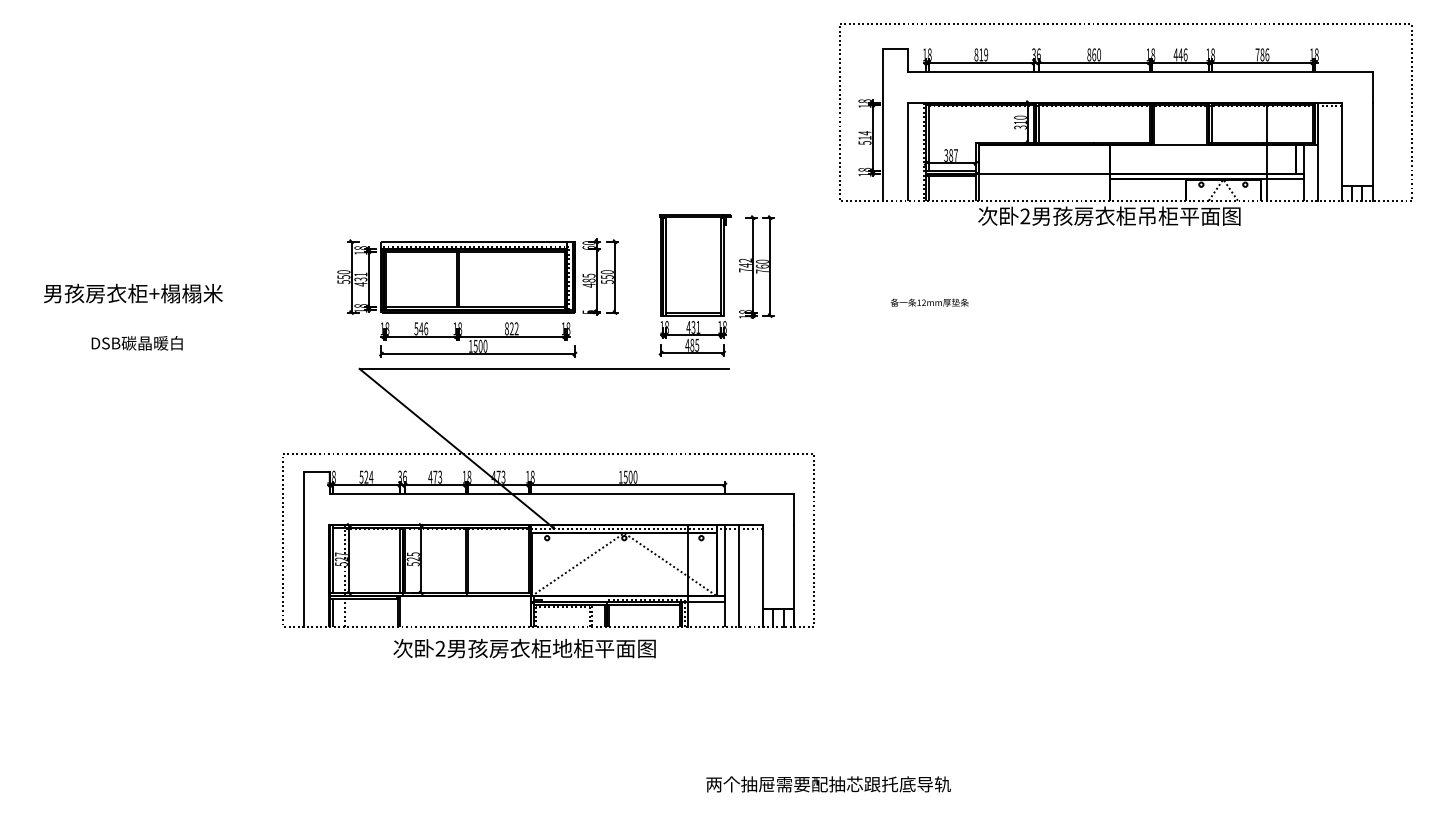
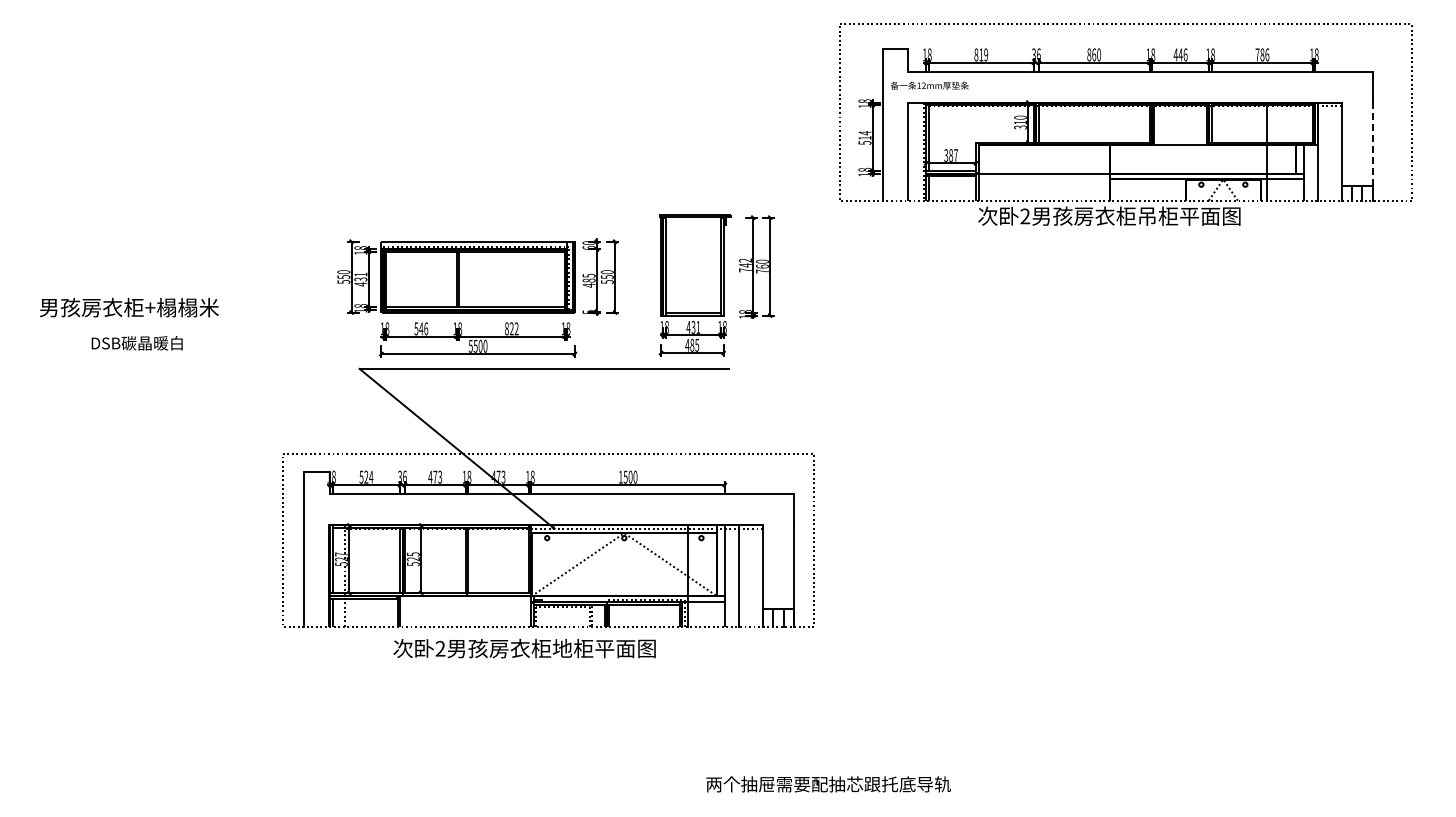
line: solid -> dashed (1372, 144)
text position: (133, 293) -> (129, 307) (129, 307)
text position: (929, 302) -> (929, 85) (929, 85)
text: 1500 -> 5500 (470, 346)
